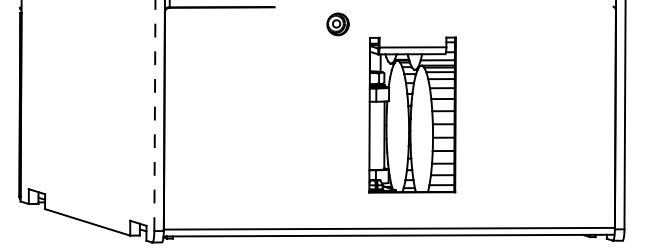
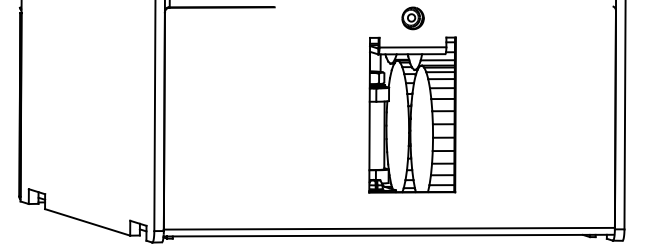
part position: (337, 24) -> (412, 18) (412, 18)
line: dashed -> solid (154, 115)
